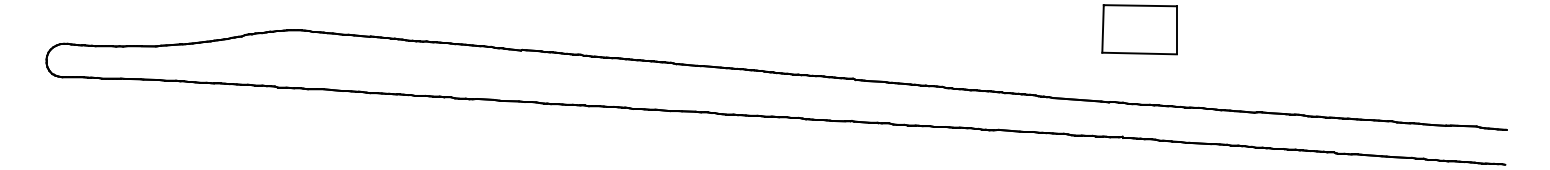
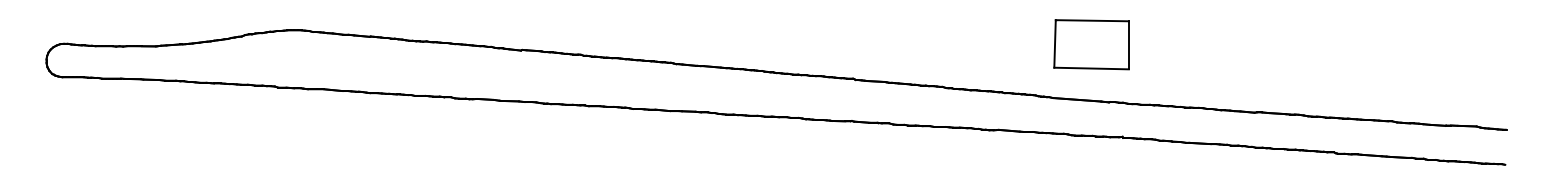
part position: (1139, 29) -> (1091, 44) (1091, 44)
